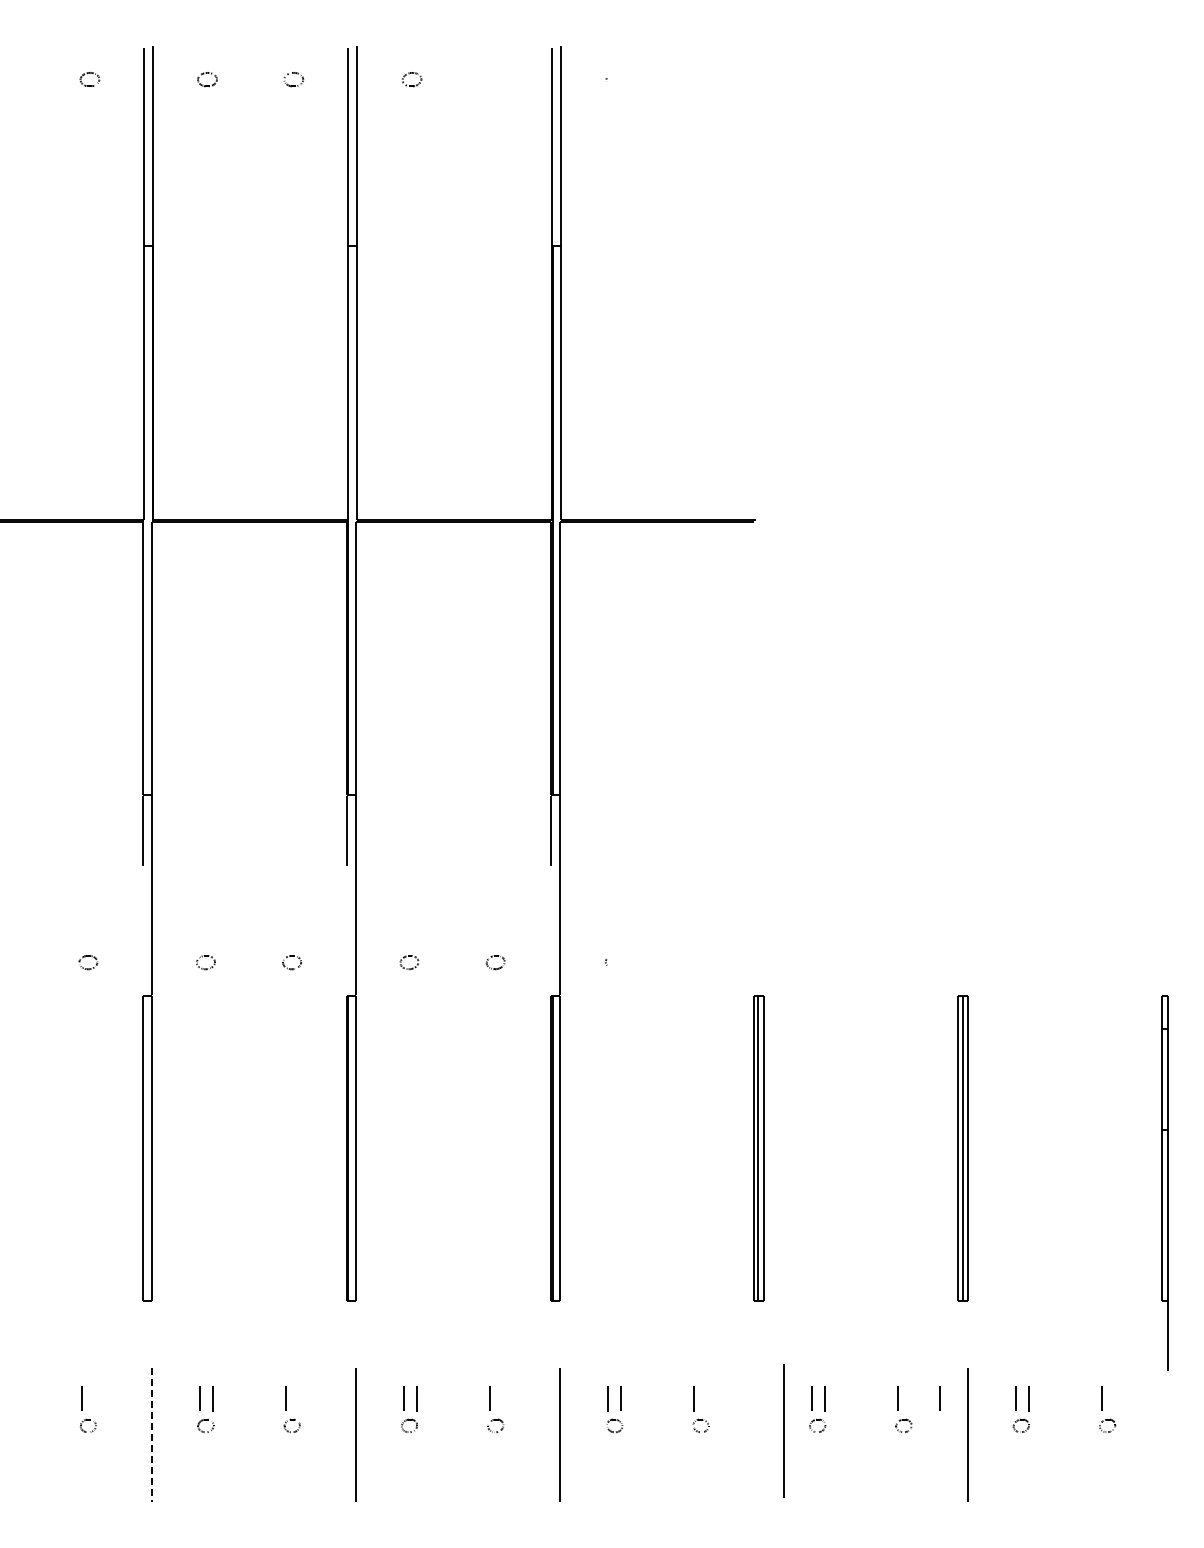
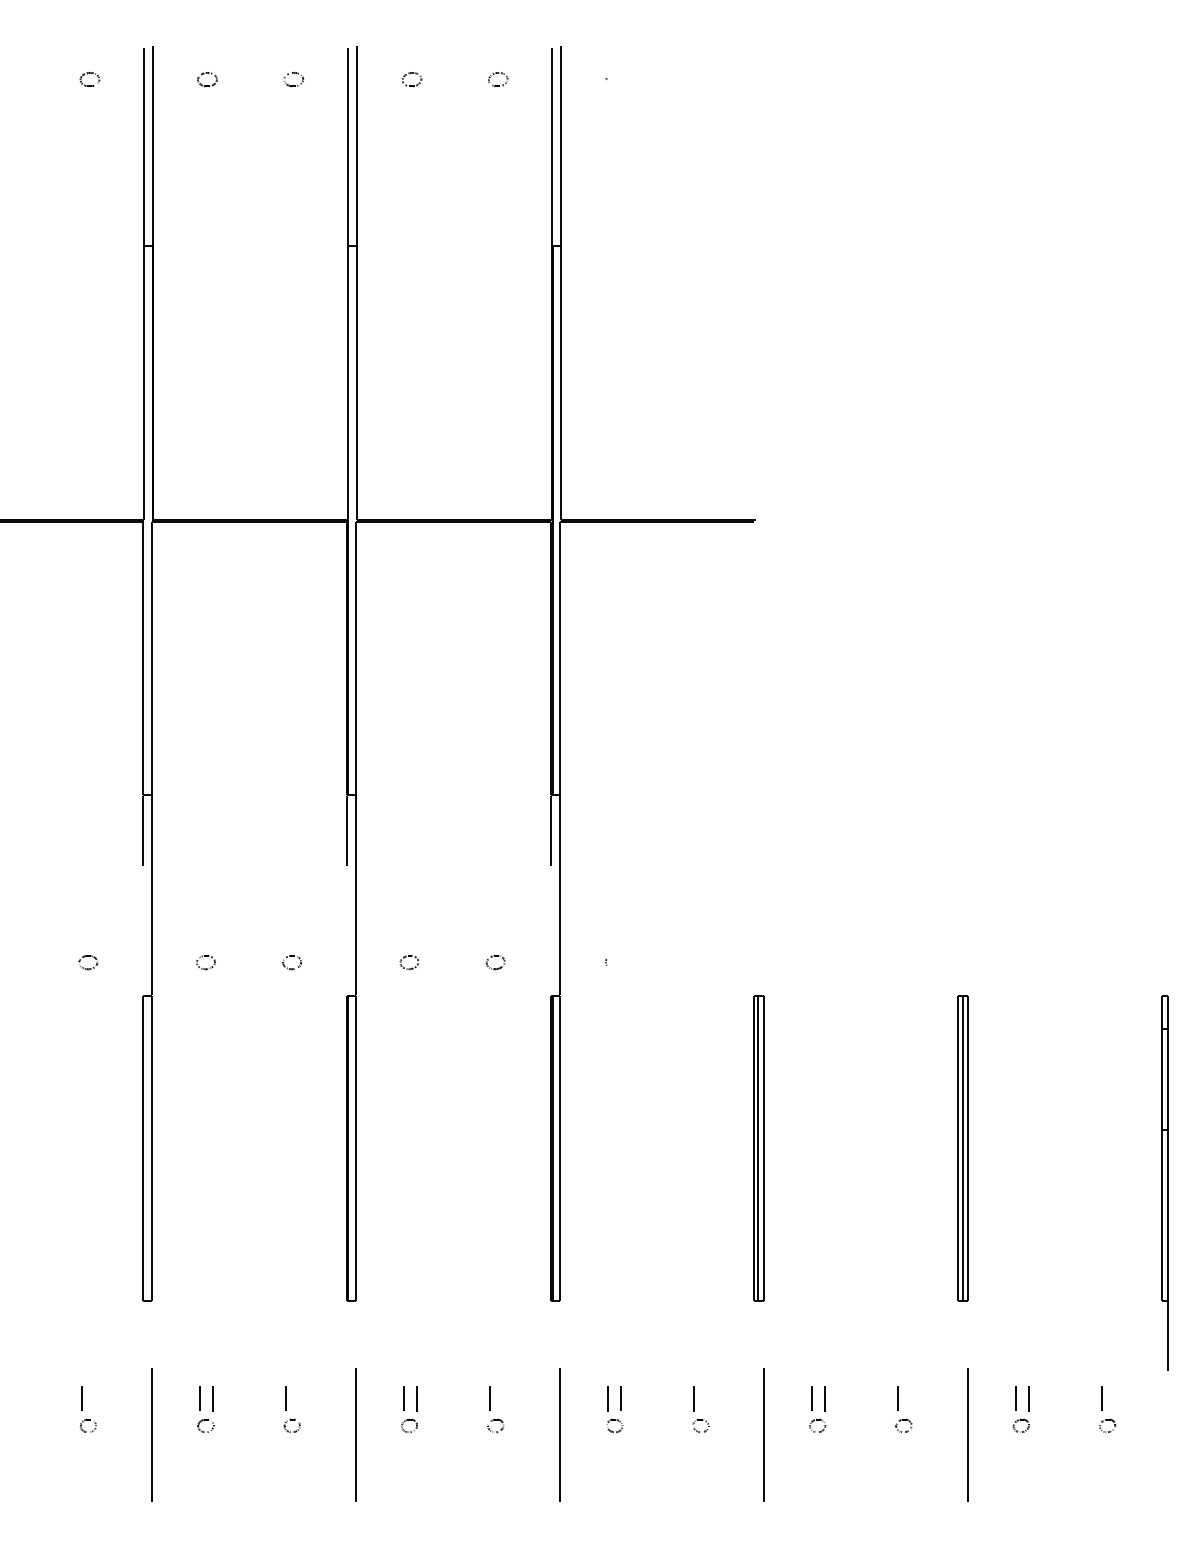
part: none -> present (498, 79)
line: present -> none (939, 1398)
line position: (783, 1430) -> (763, 1434) (763, 1434)
line: dashed -> solid (152, 1434)
